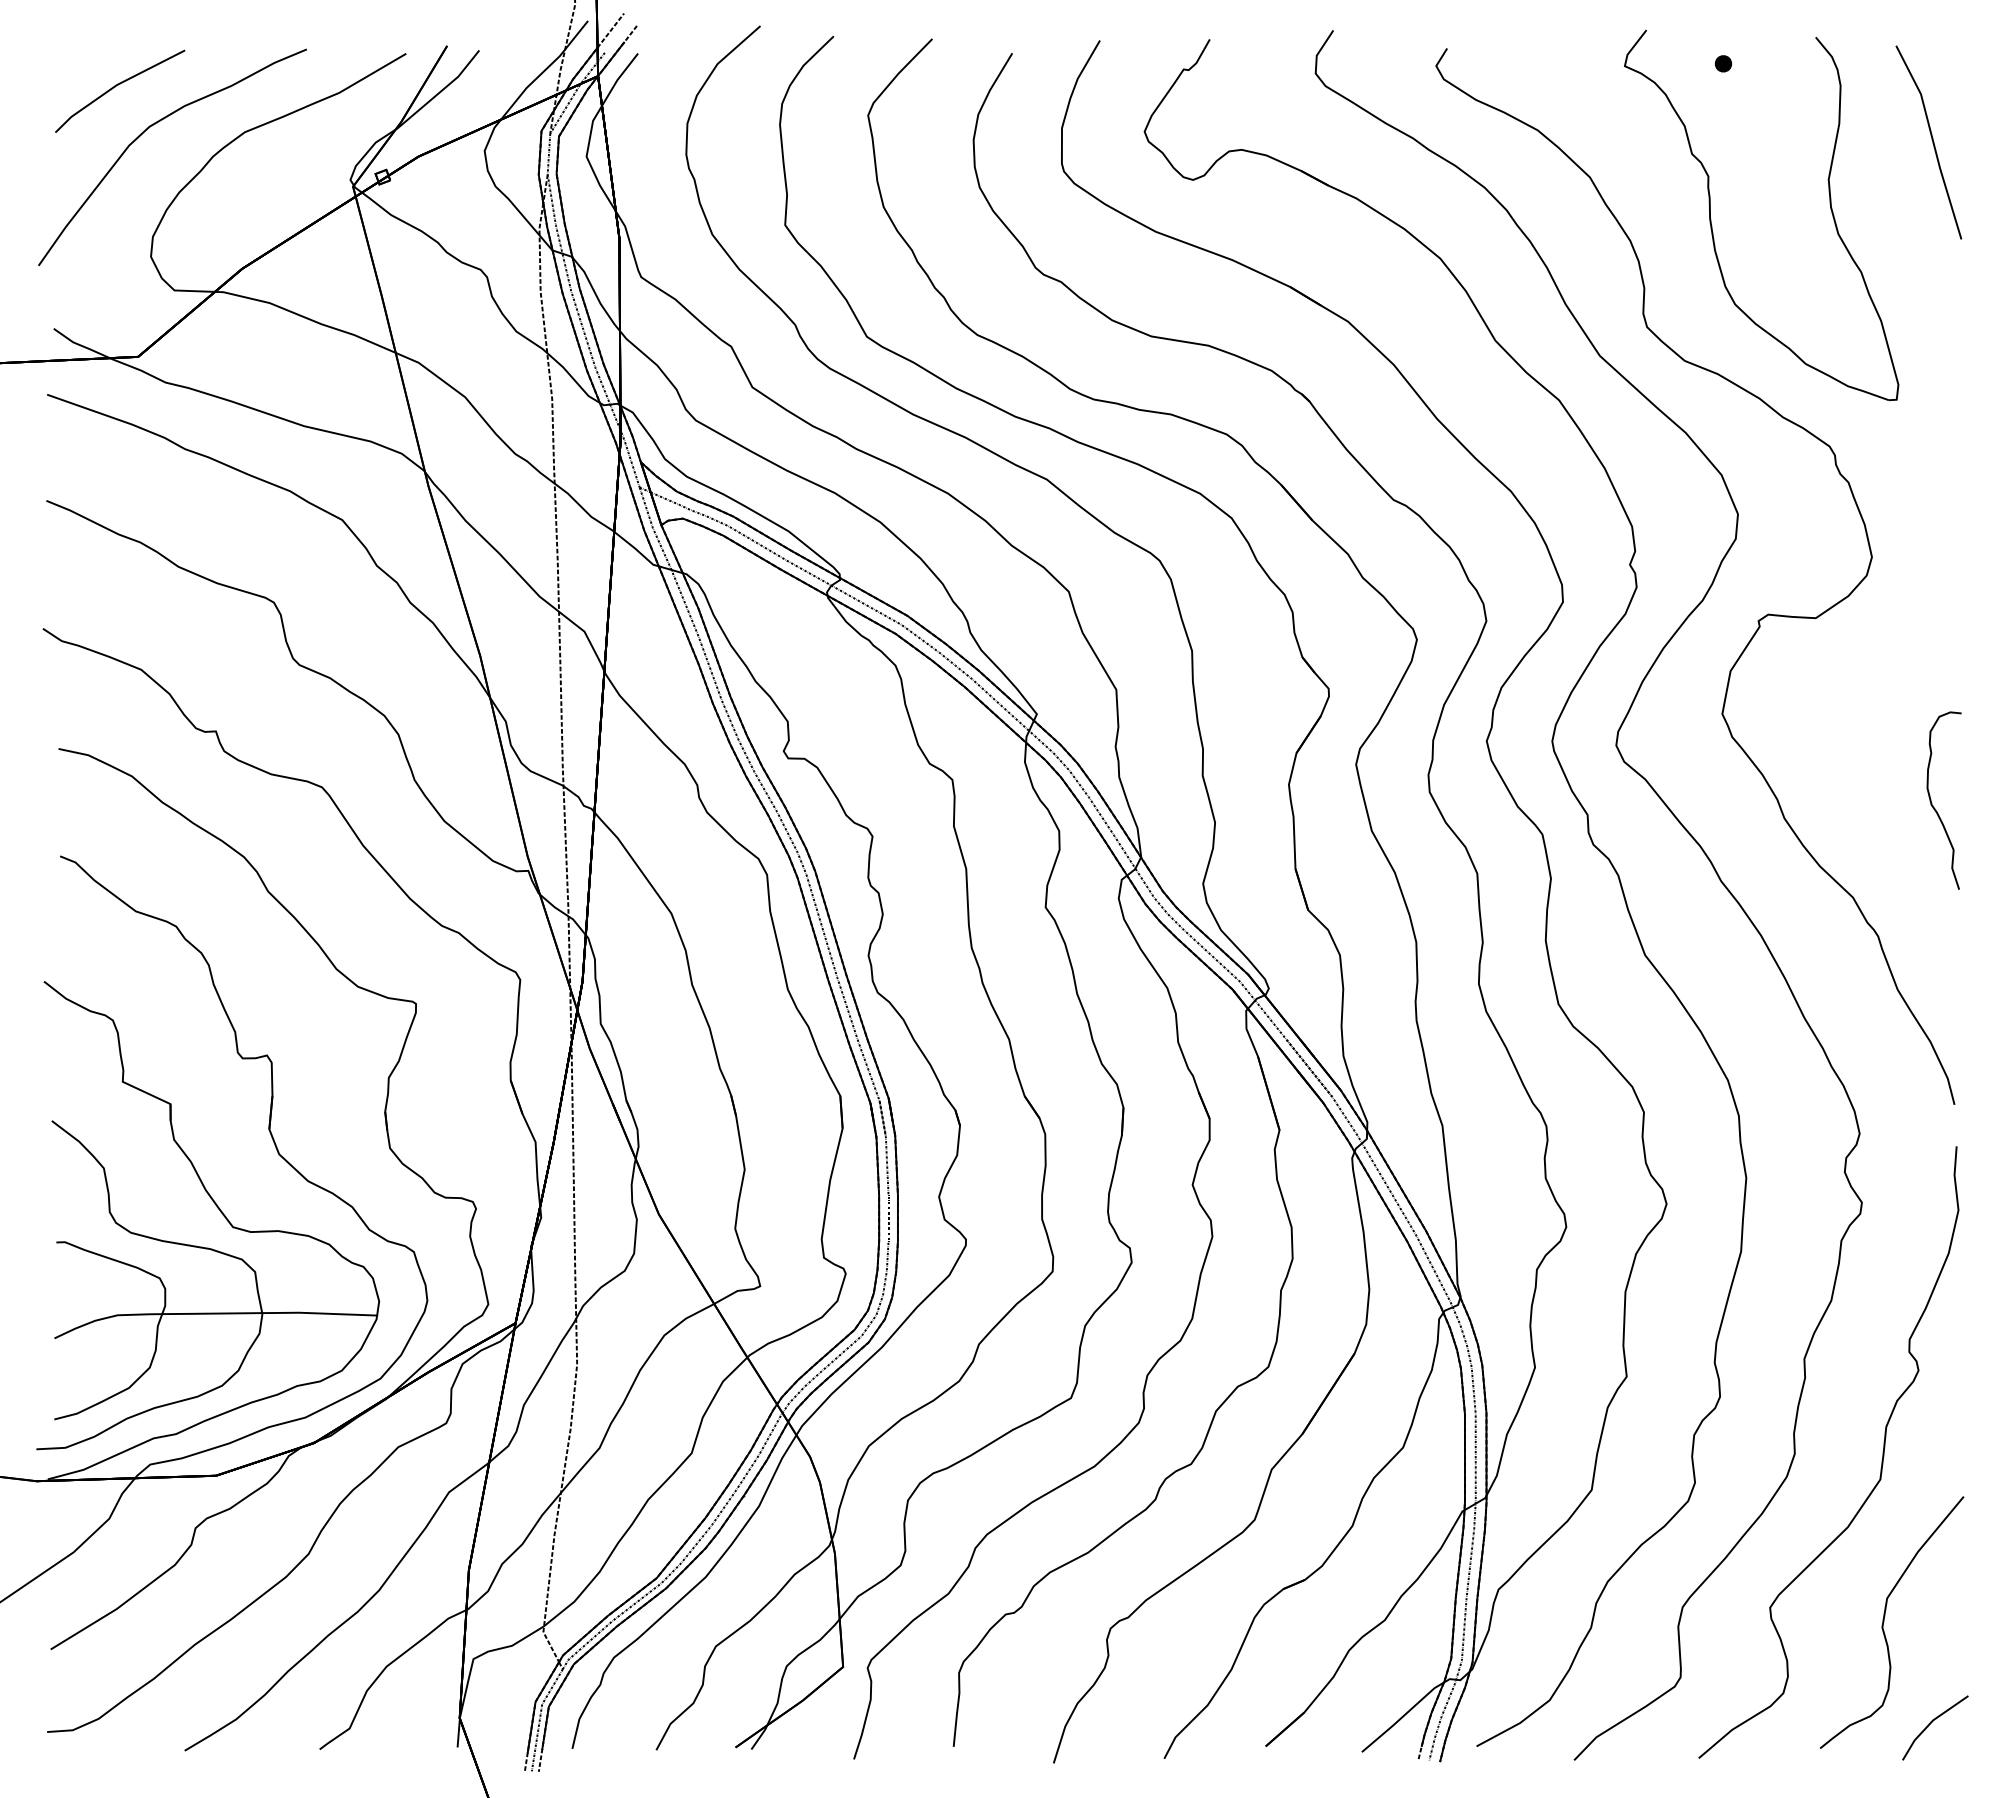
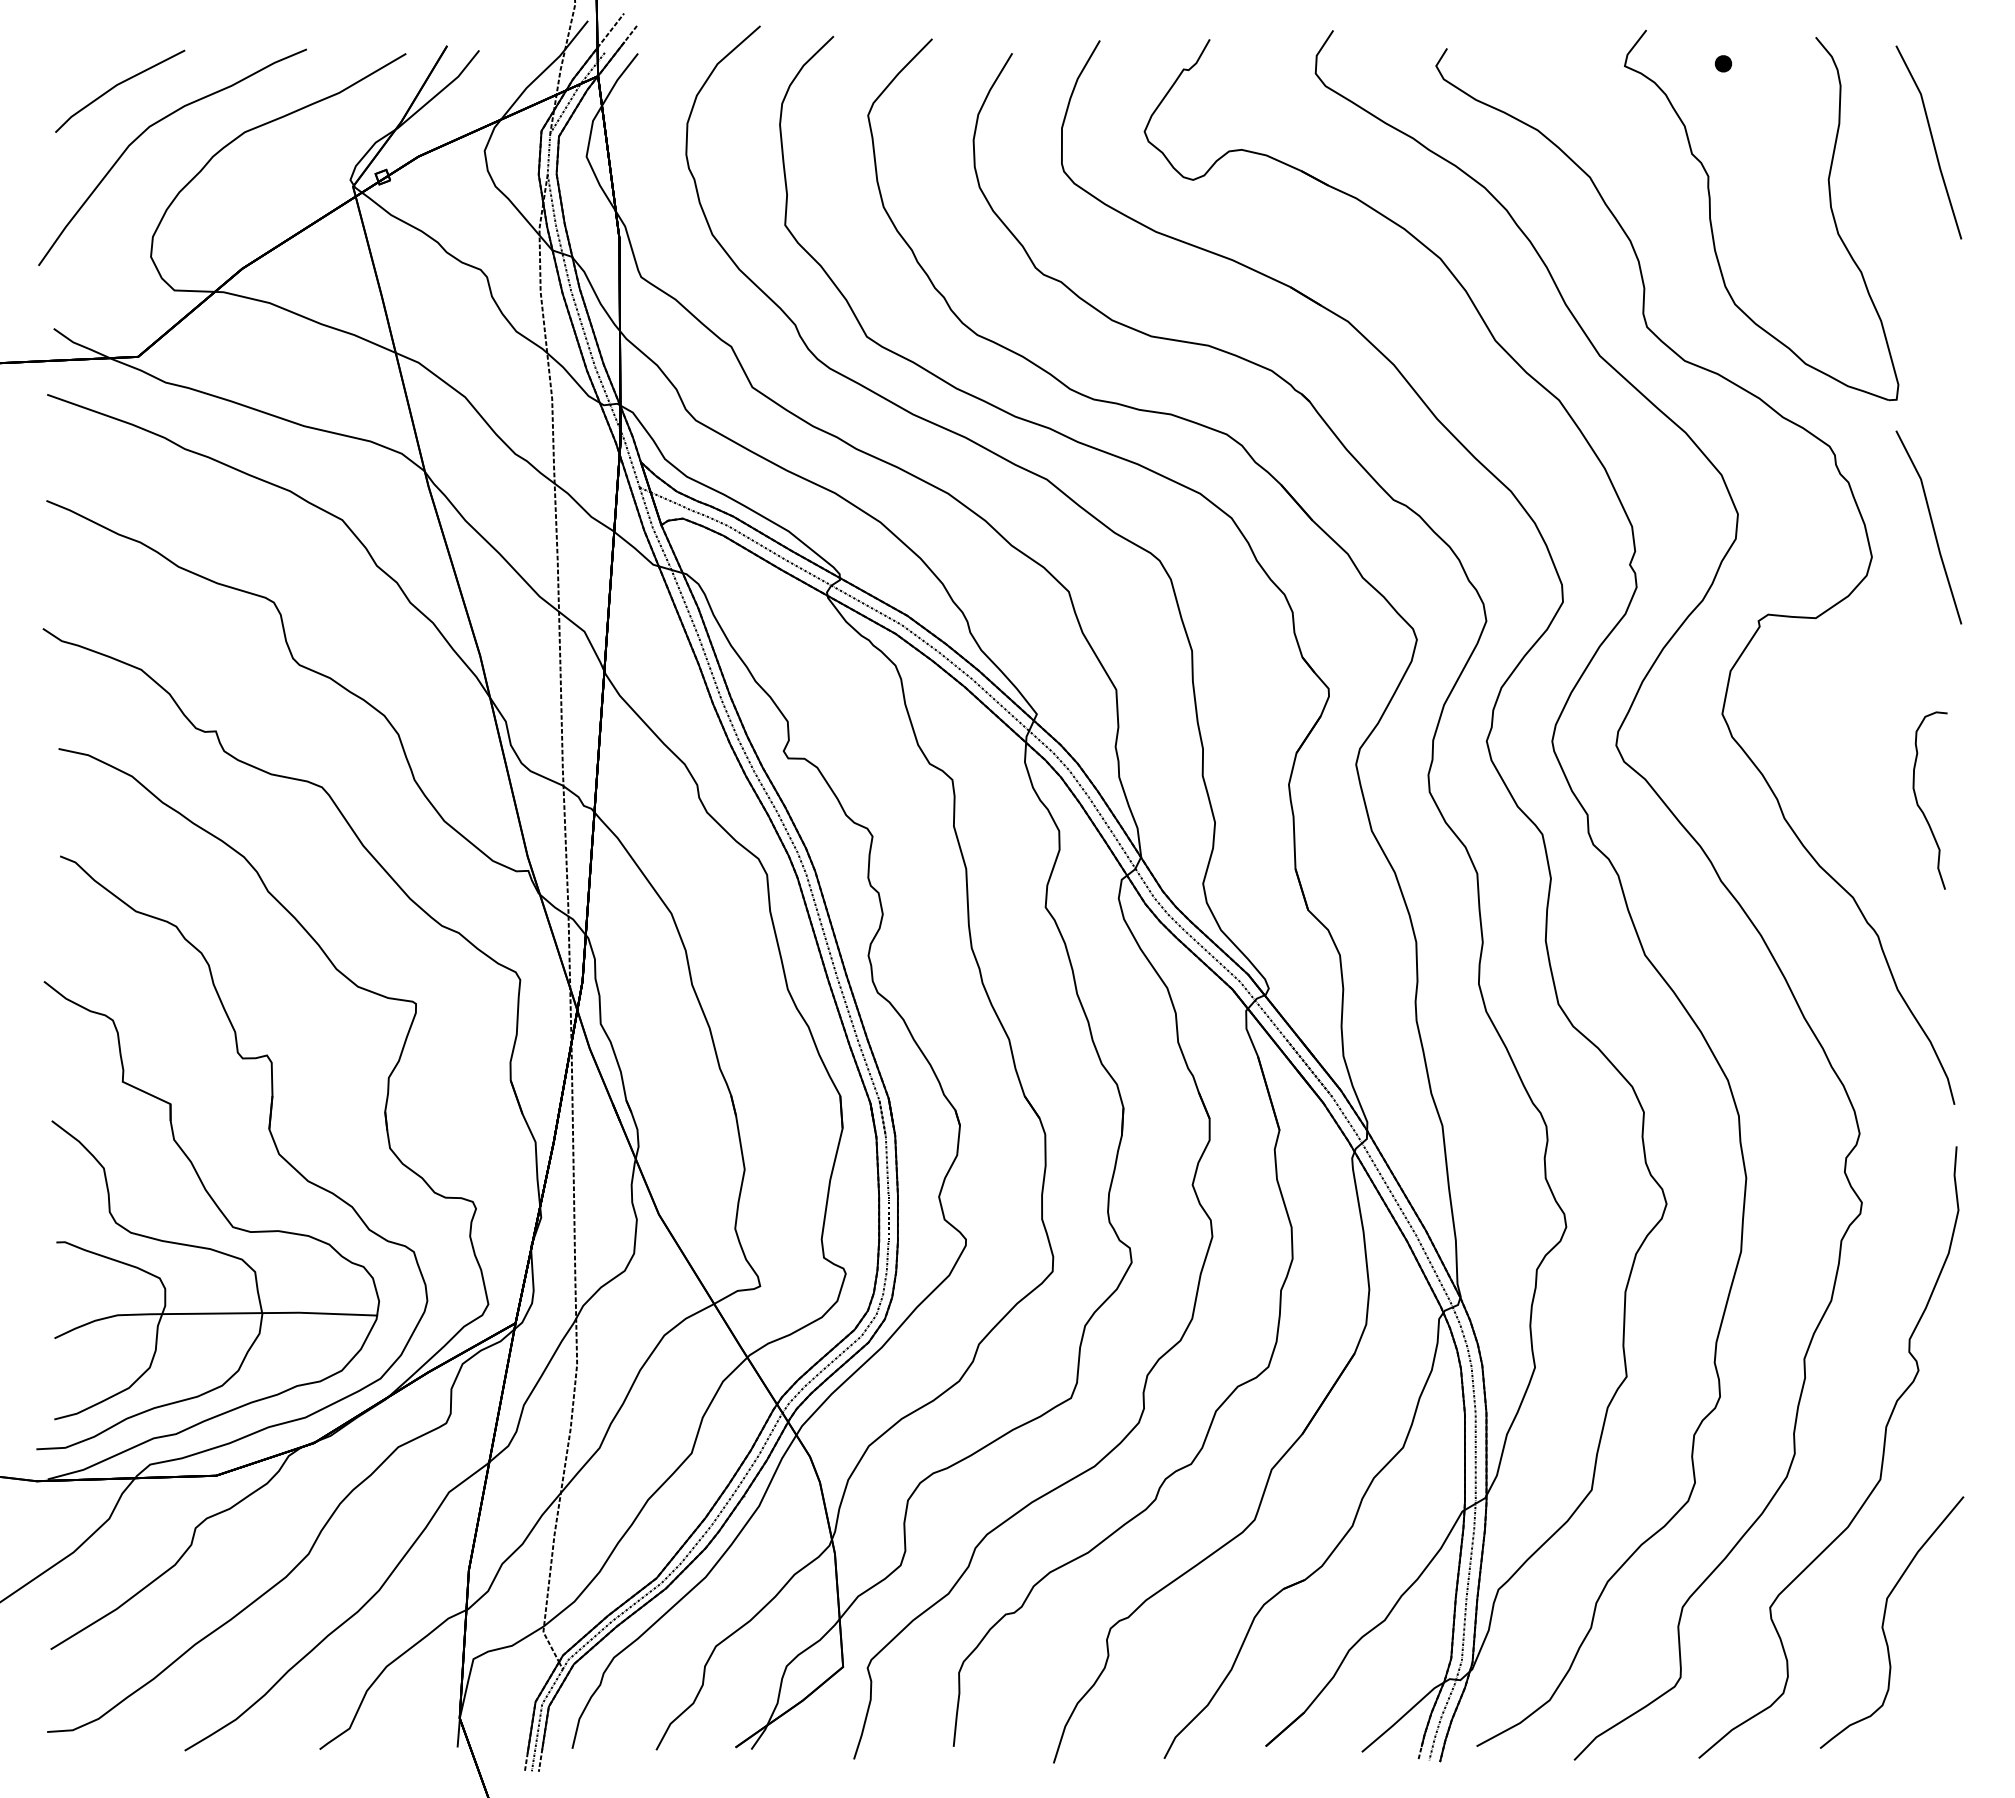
line: none -> present (1932, 527)
curve position: (1933, 805) -> (1919, 805) (1919, 805)
line: present -> none (1931, 1723)
